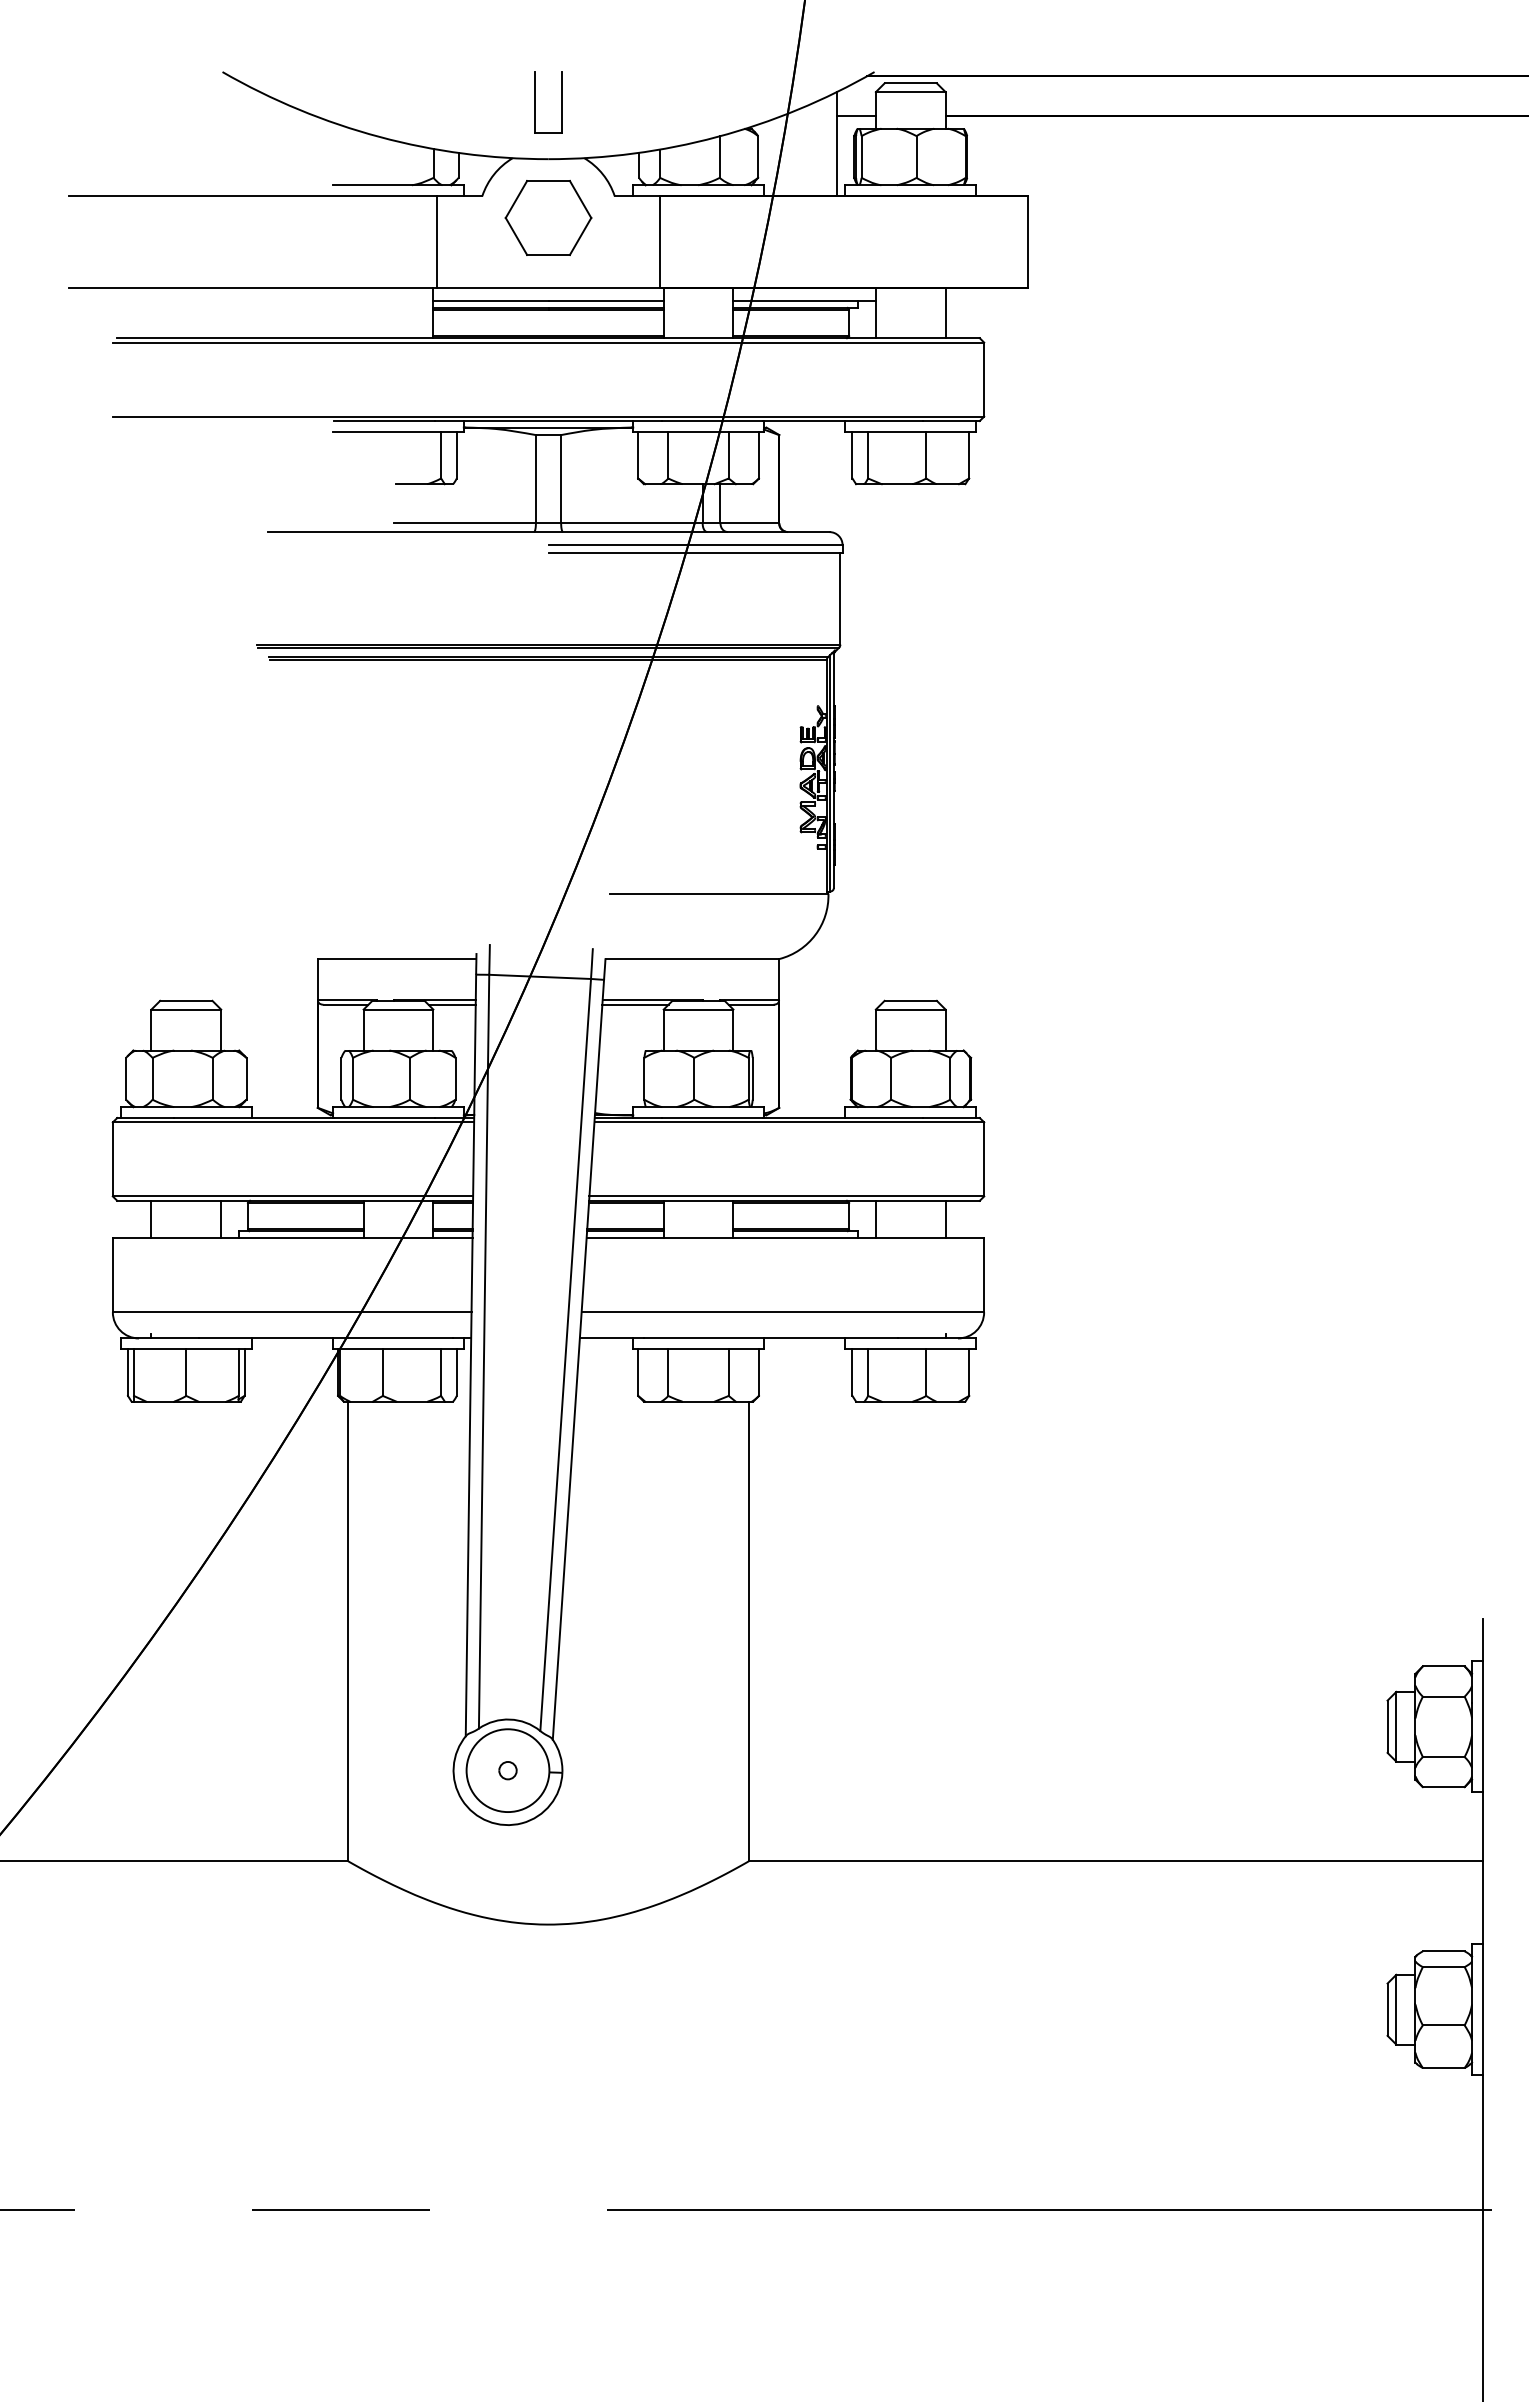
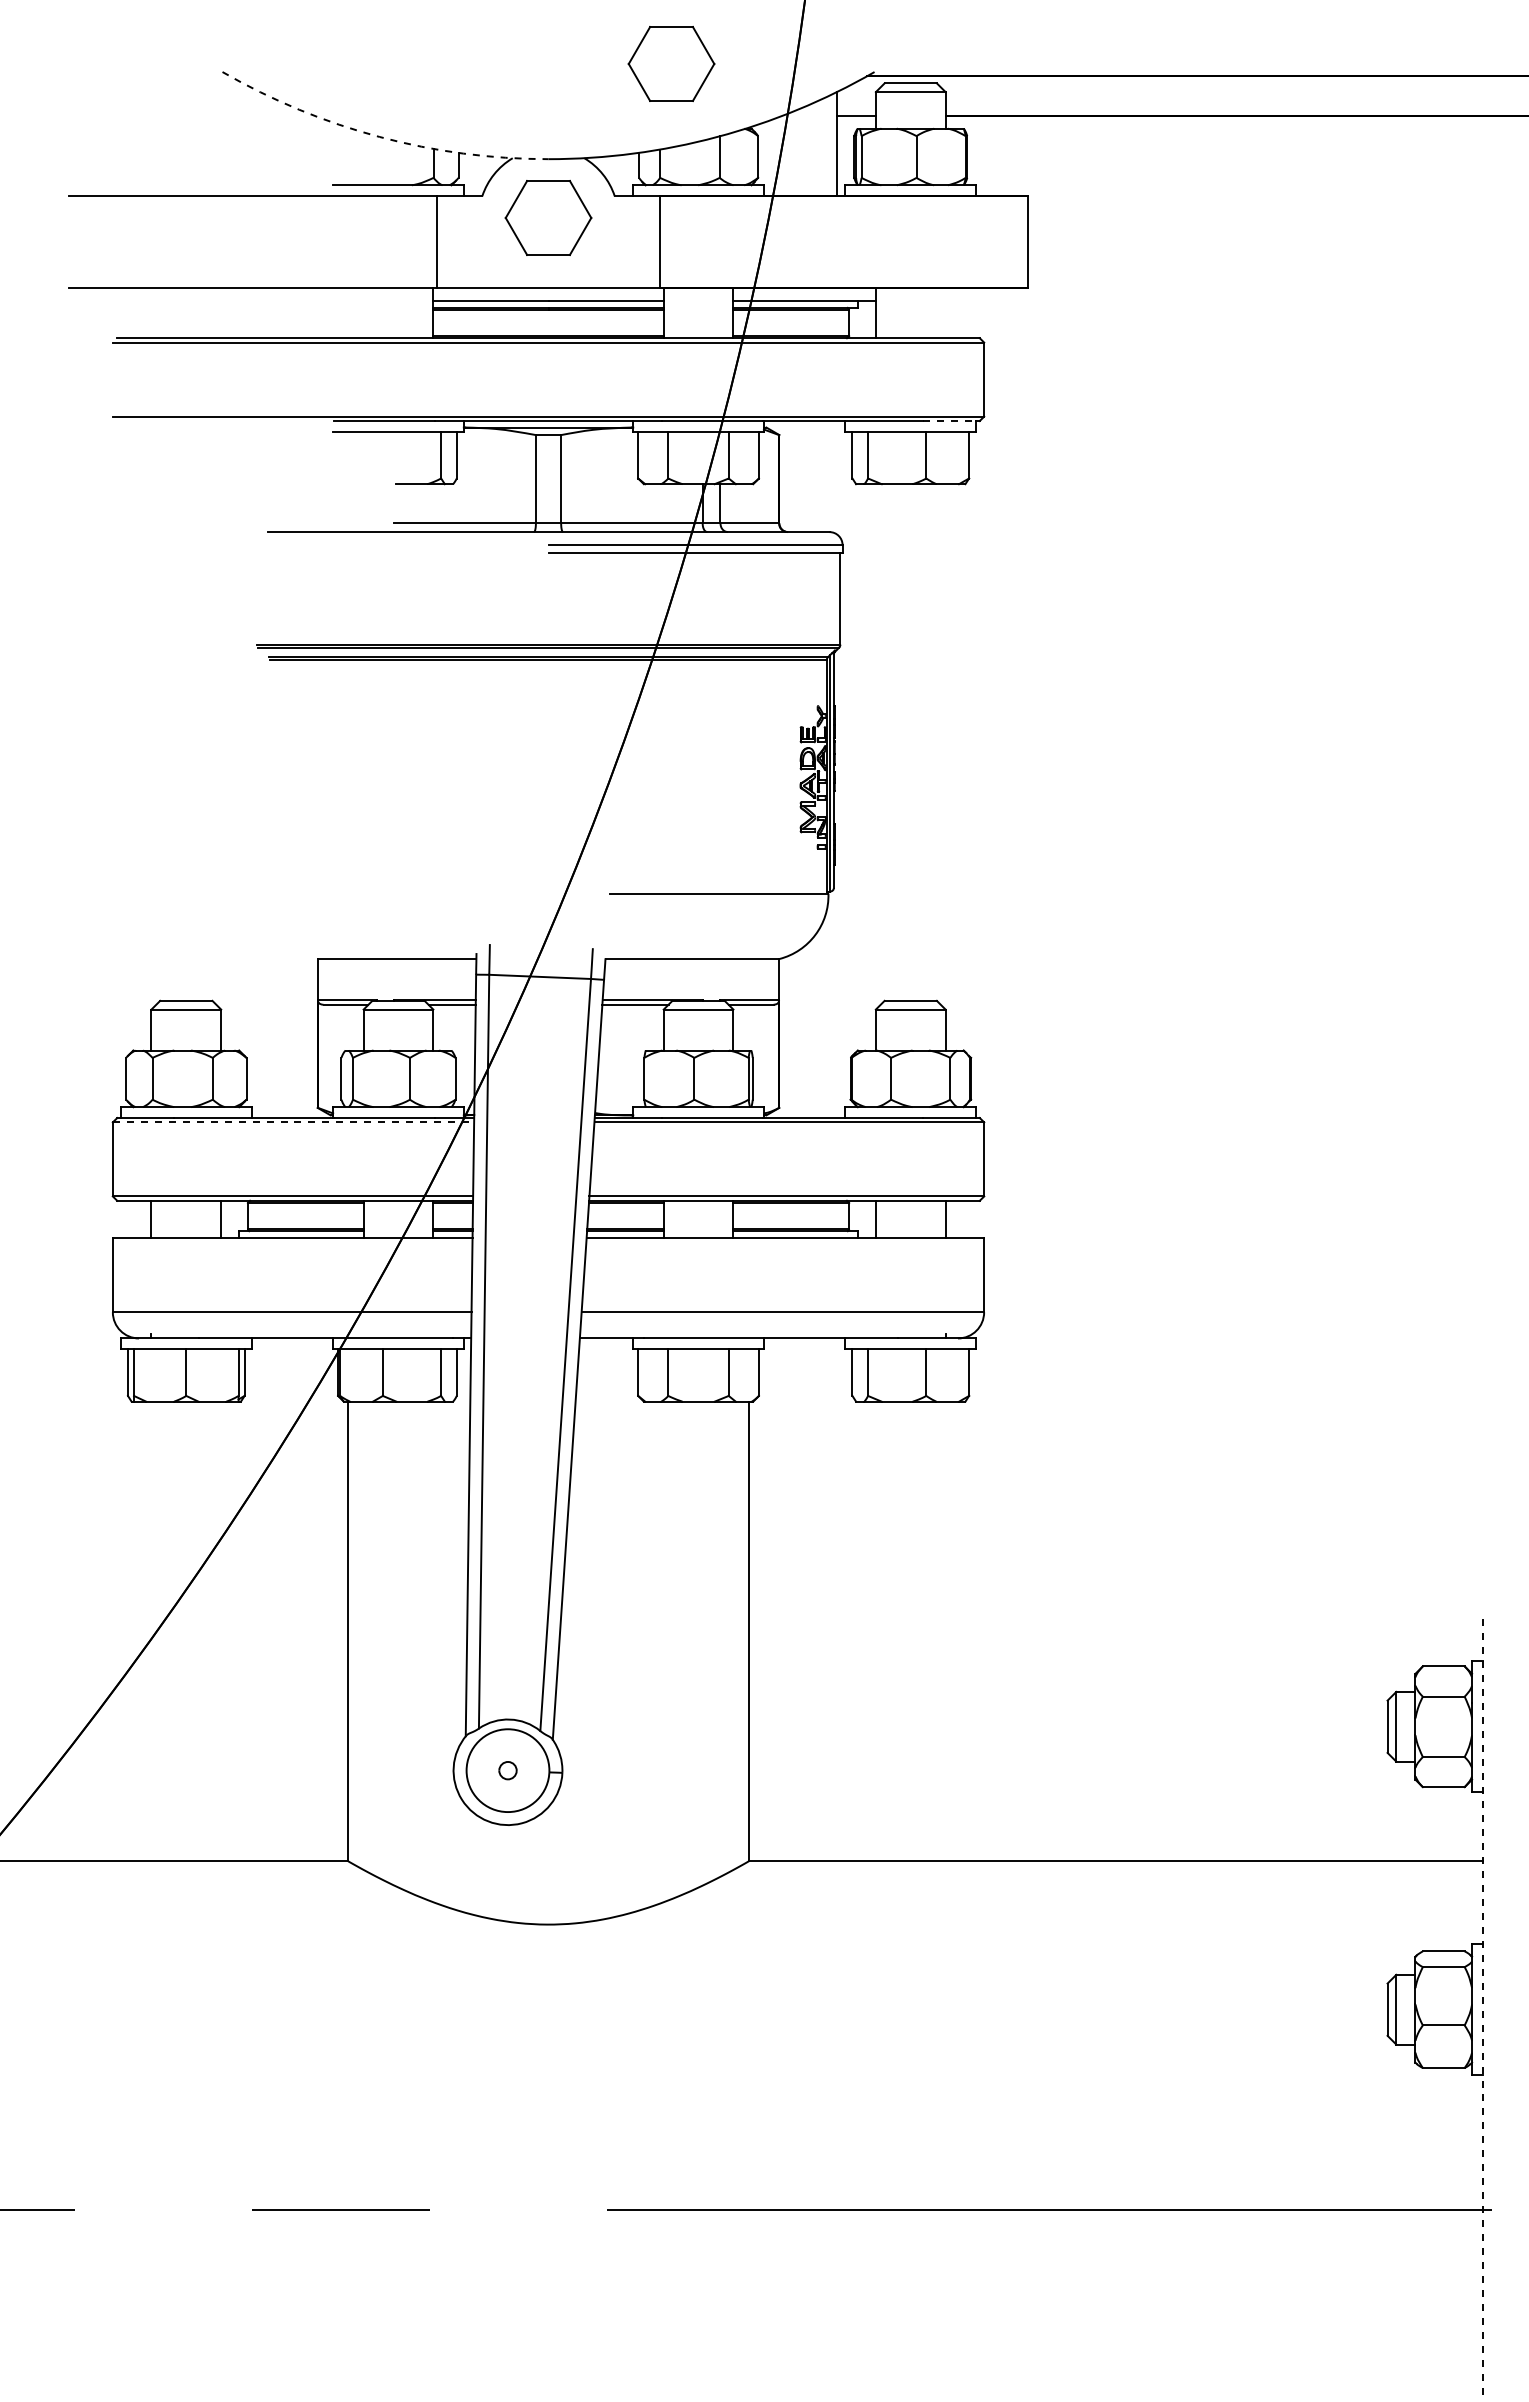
part: none -> present (671, 63)
part: present -> none (535, 102)
arc: solid -> dashed (379, 137)
line: present -> none (945, 312)
line: solid -> dashed (949, 421)
line: solid -> dashed (293, 1122)
line: solid -> dashed (1483, 2010)
